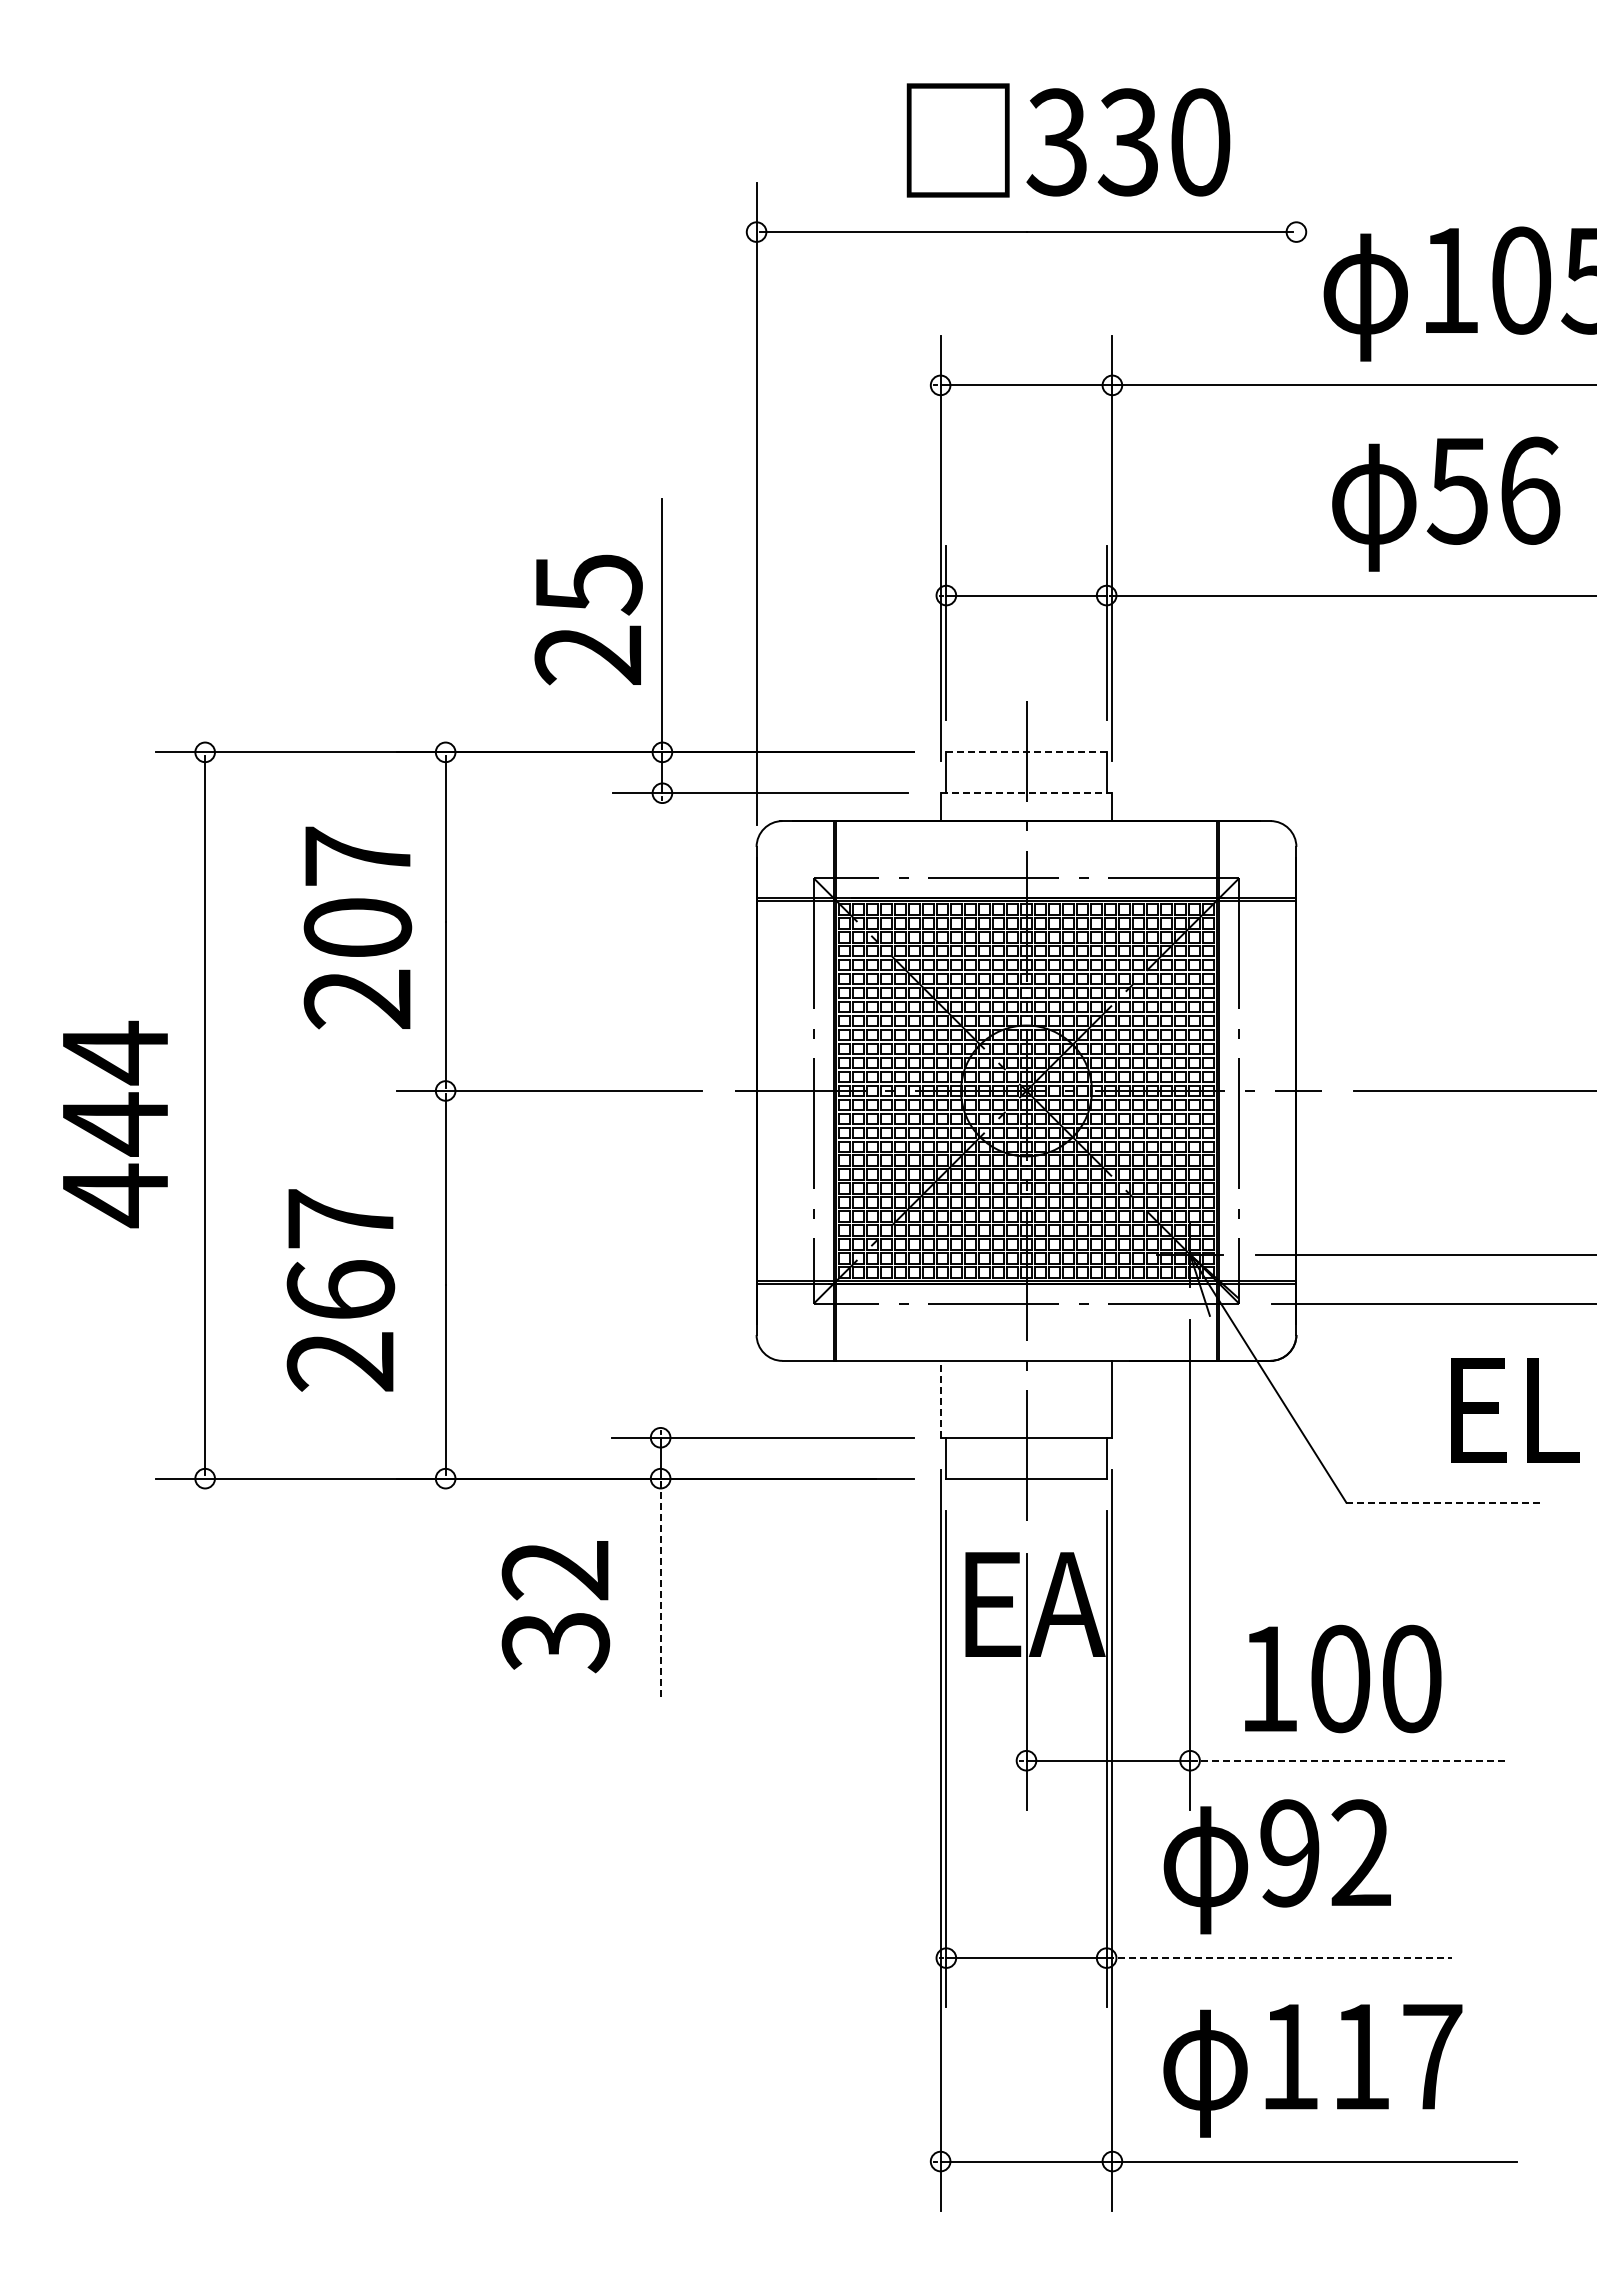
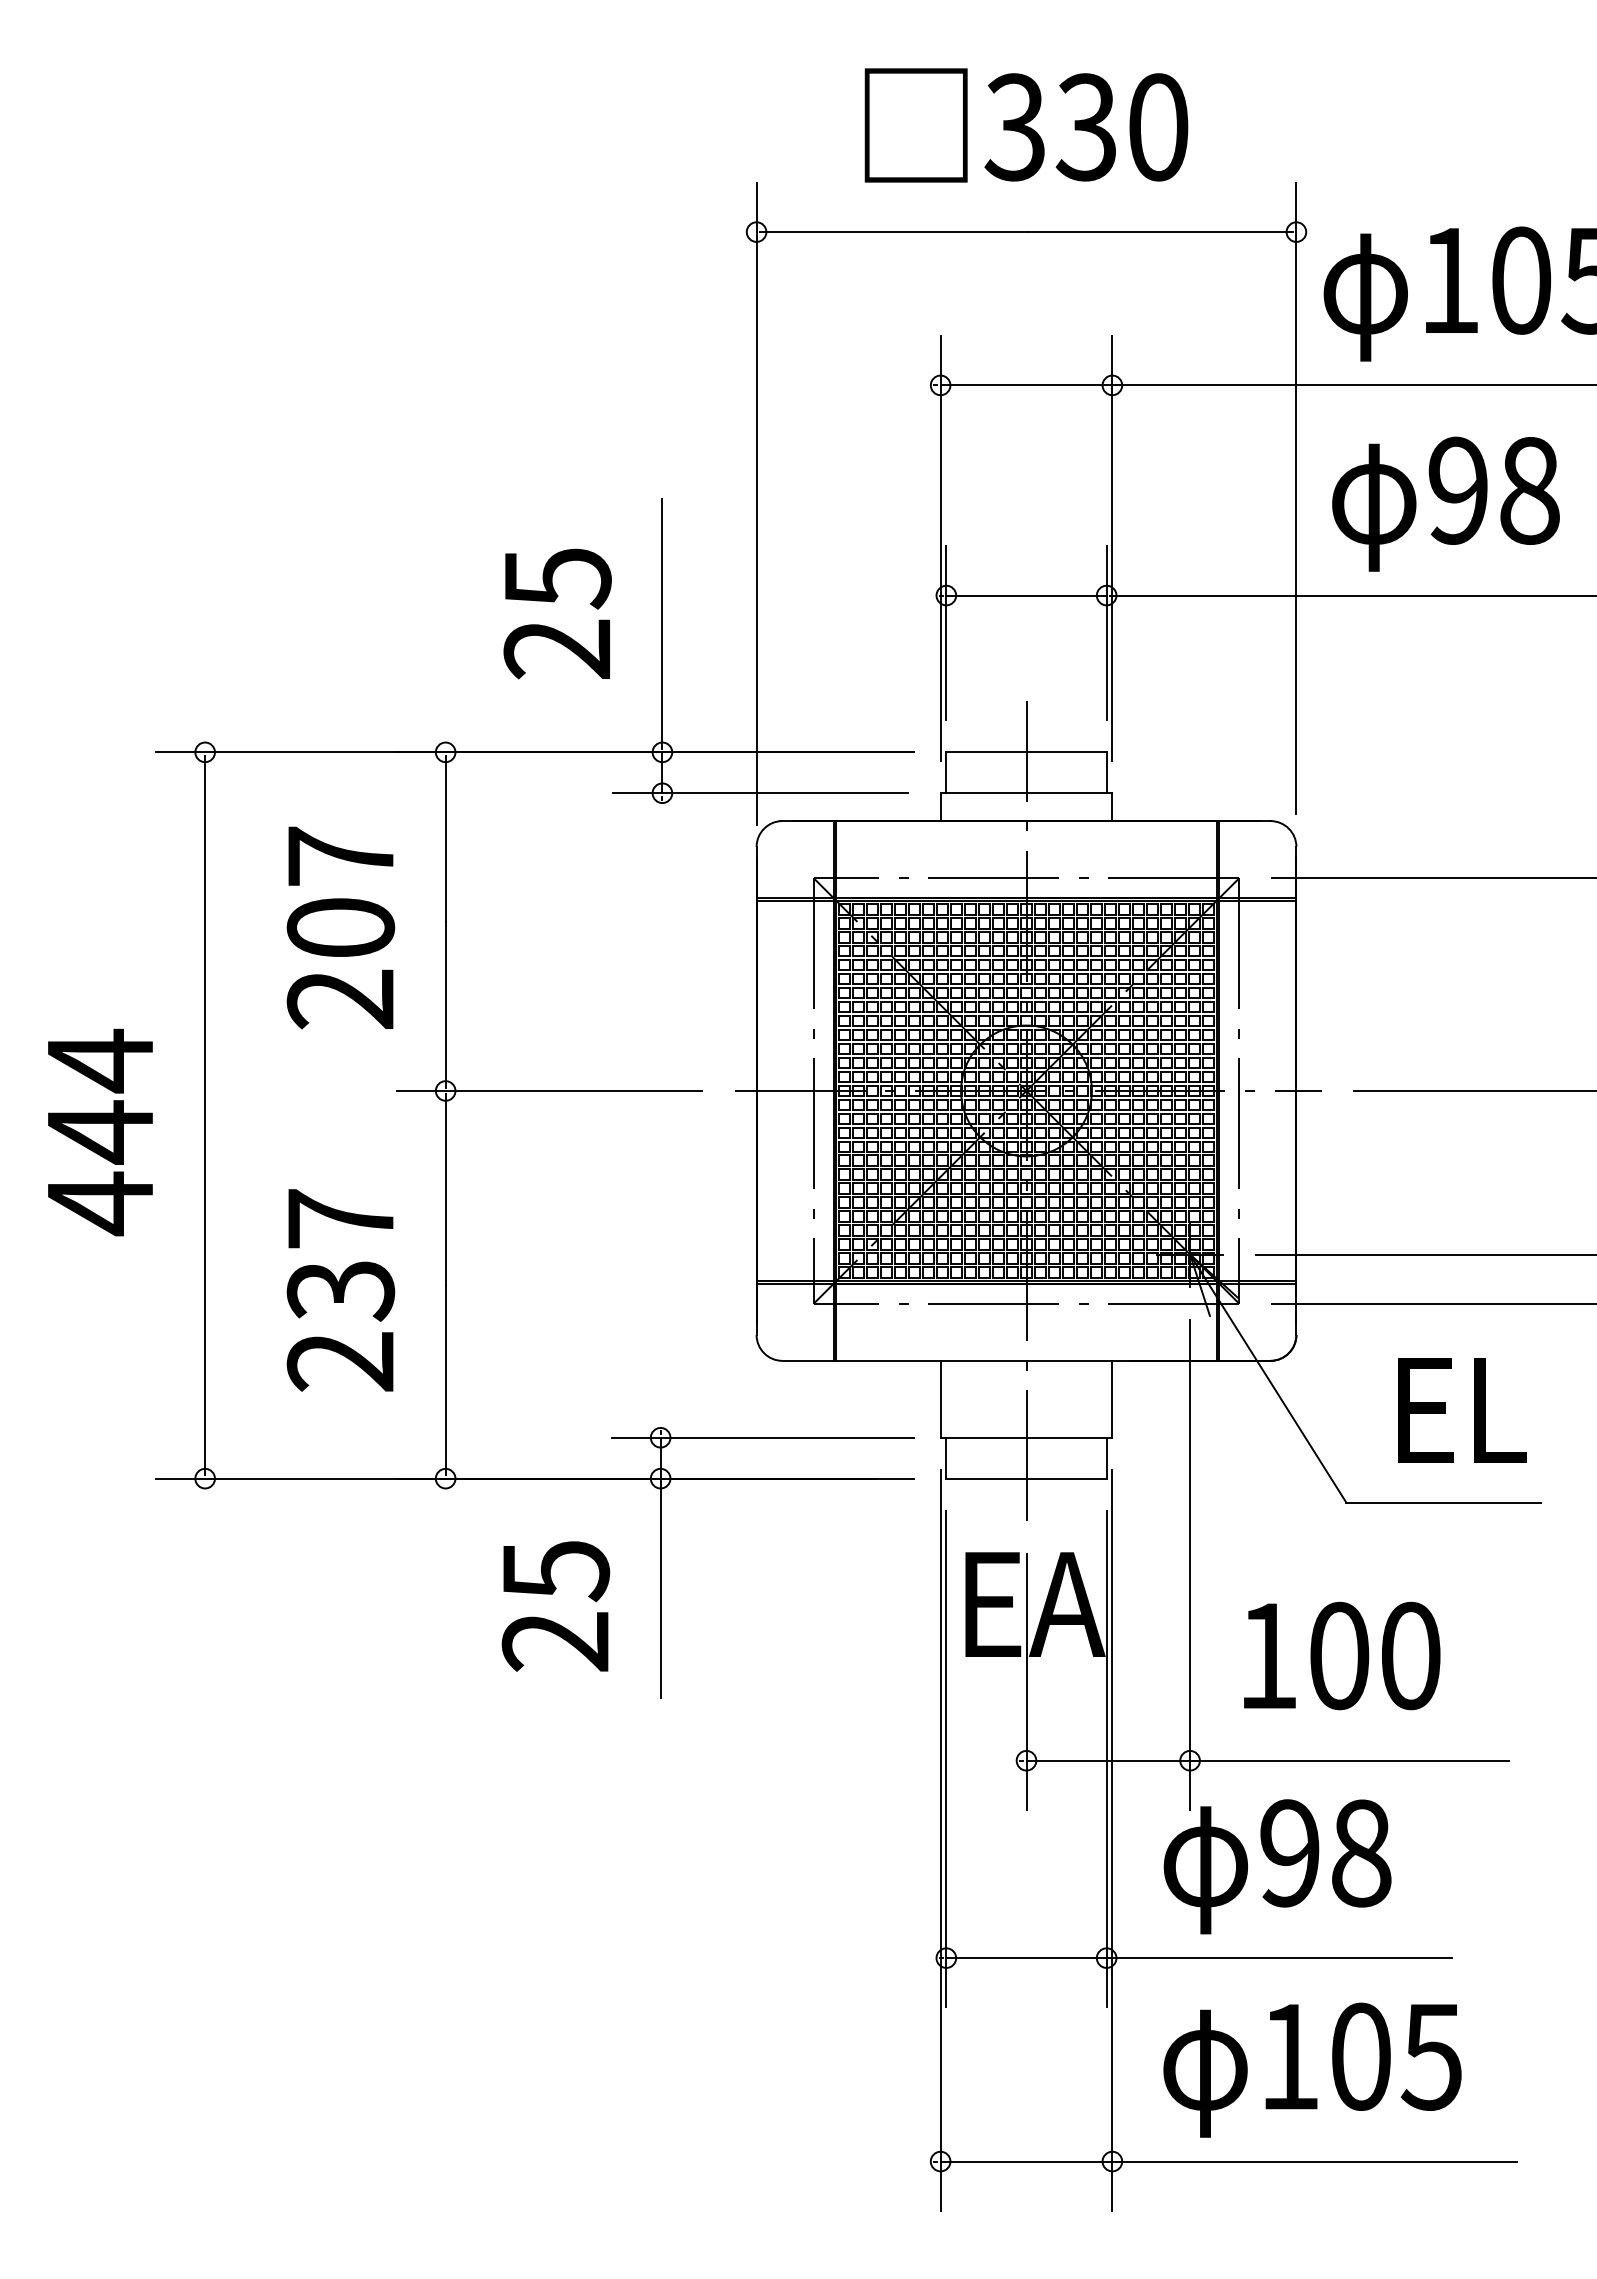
text position: (1068, 140) -> (1026, 125) (1026, 125)
text: 56 -> 98 (1493, 490)
line: none -> present (1296, 498)
text position: (588, 619) -> (557, 613) (557, 613)
line: dashed -> solid (1027, 752)
line: dashed -> solid (1026, 793)
line: none -> present (1432, 878)
text position: (357, 927) -> (340, 927) (340, 927)
text position: (115, 1124) -> (100, 1132) (100, 1132)
text: 267 -> 237 (340, 1290)
line: dashed -> solid (940, 1398)
text position: (1515, 1410) -> (1462, 1410) (1462, 1410)
line: dashed -> solid (1444, 1502)
line: dashed -> solid (660, 1589)
text: 32 -> 25 (555, 1607)
text position: (1343, 1678) -> (1342, 1655) (1342, 1655)
line: dashed -> solid (1349, 1760)
text: 92 -> 98 (1361, 1853)
line: dashed -> solid (1279, 1958)
text: 117 -> 105 (1397, 2056)
